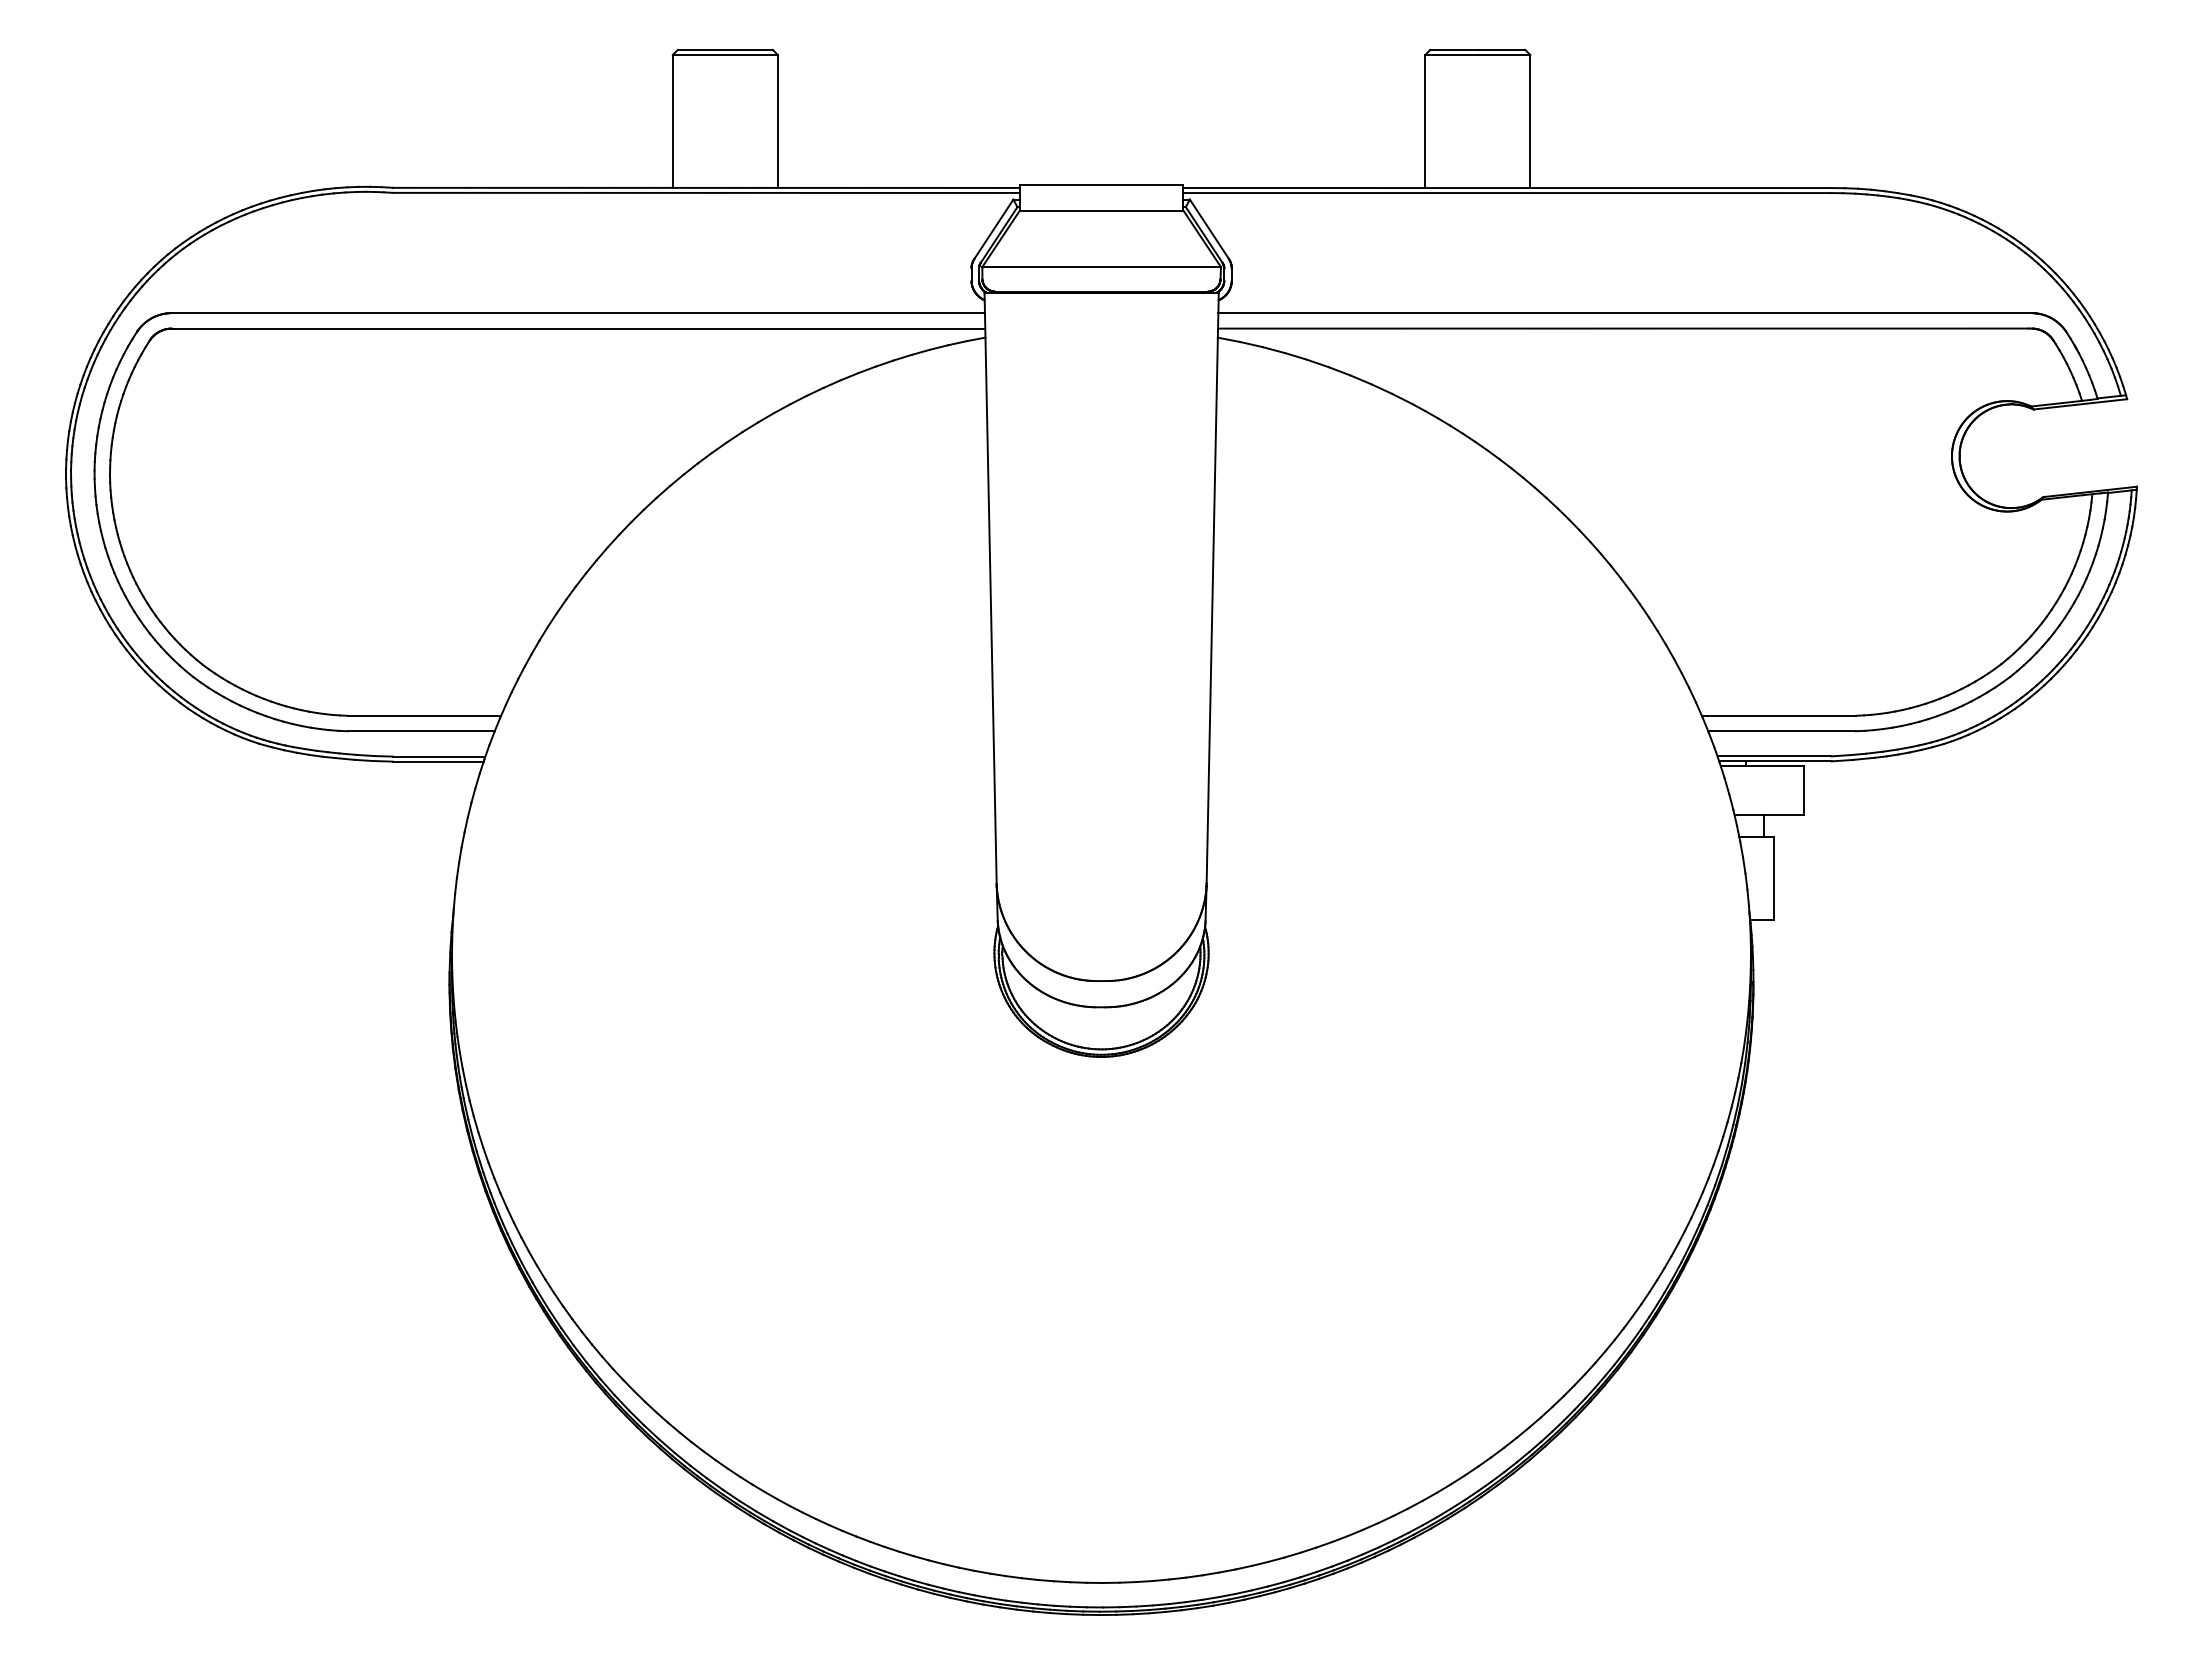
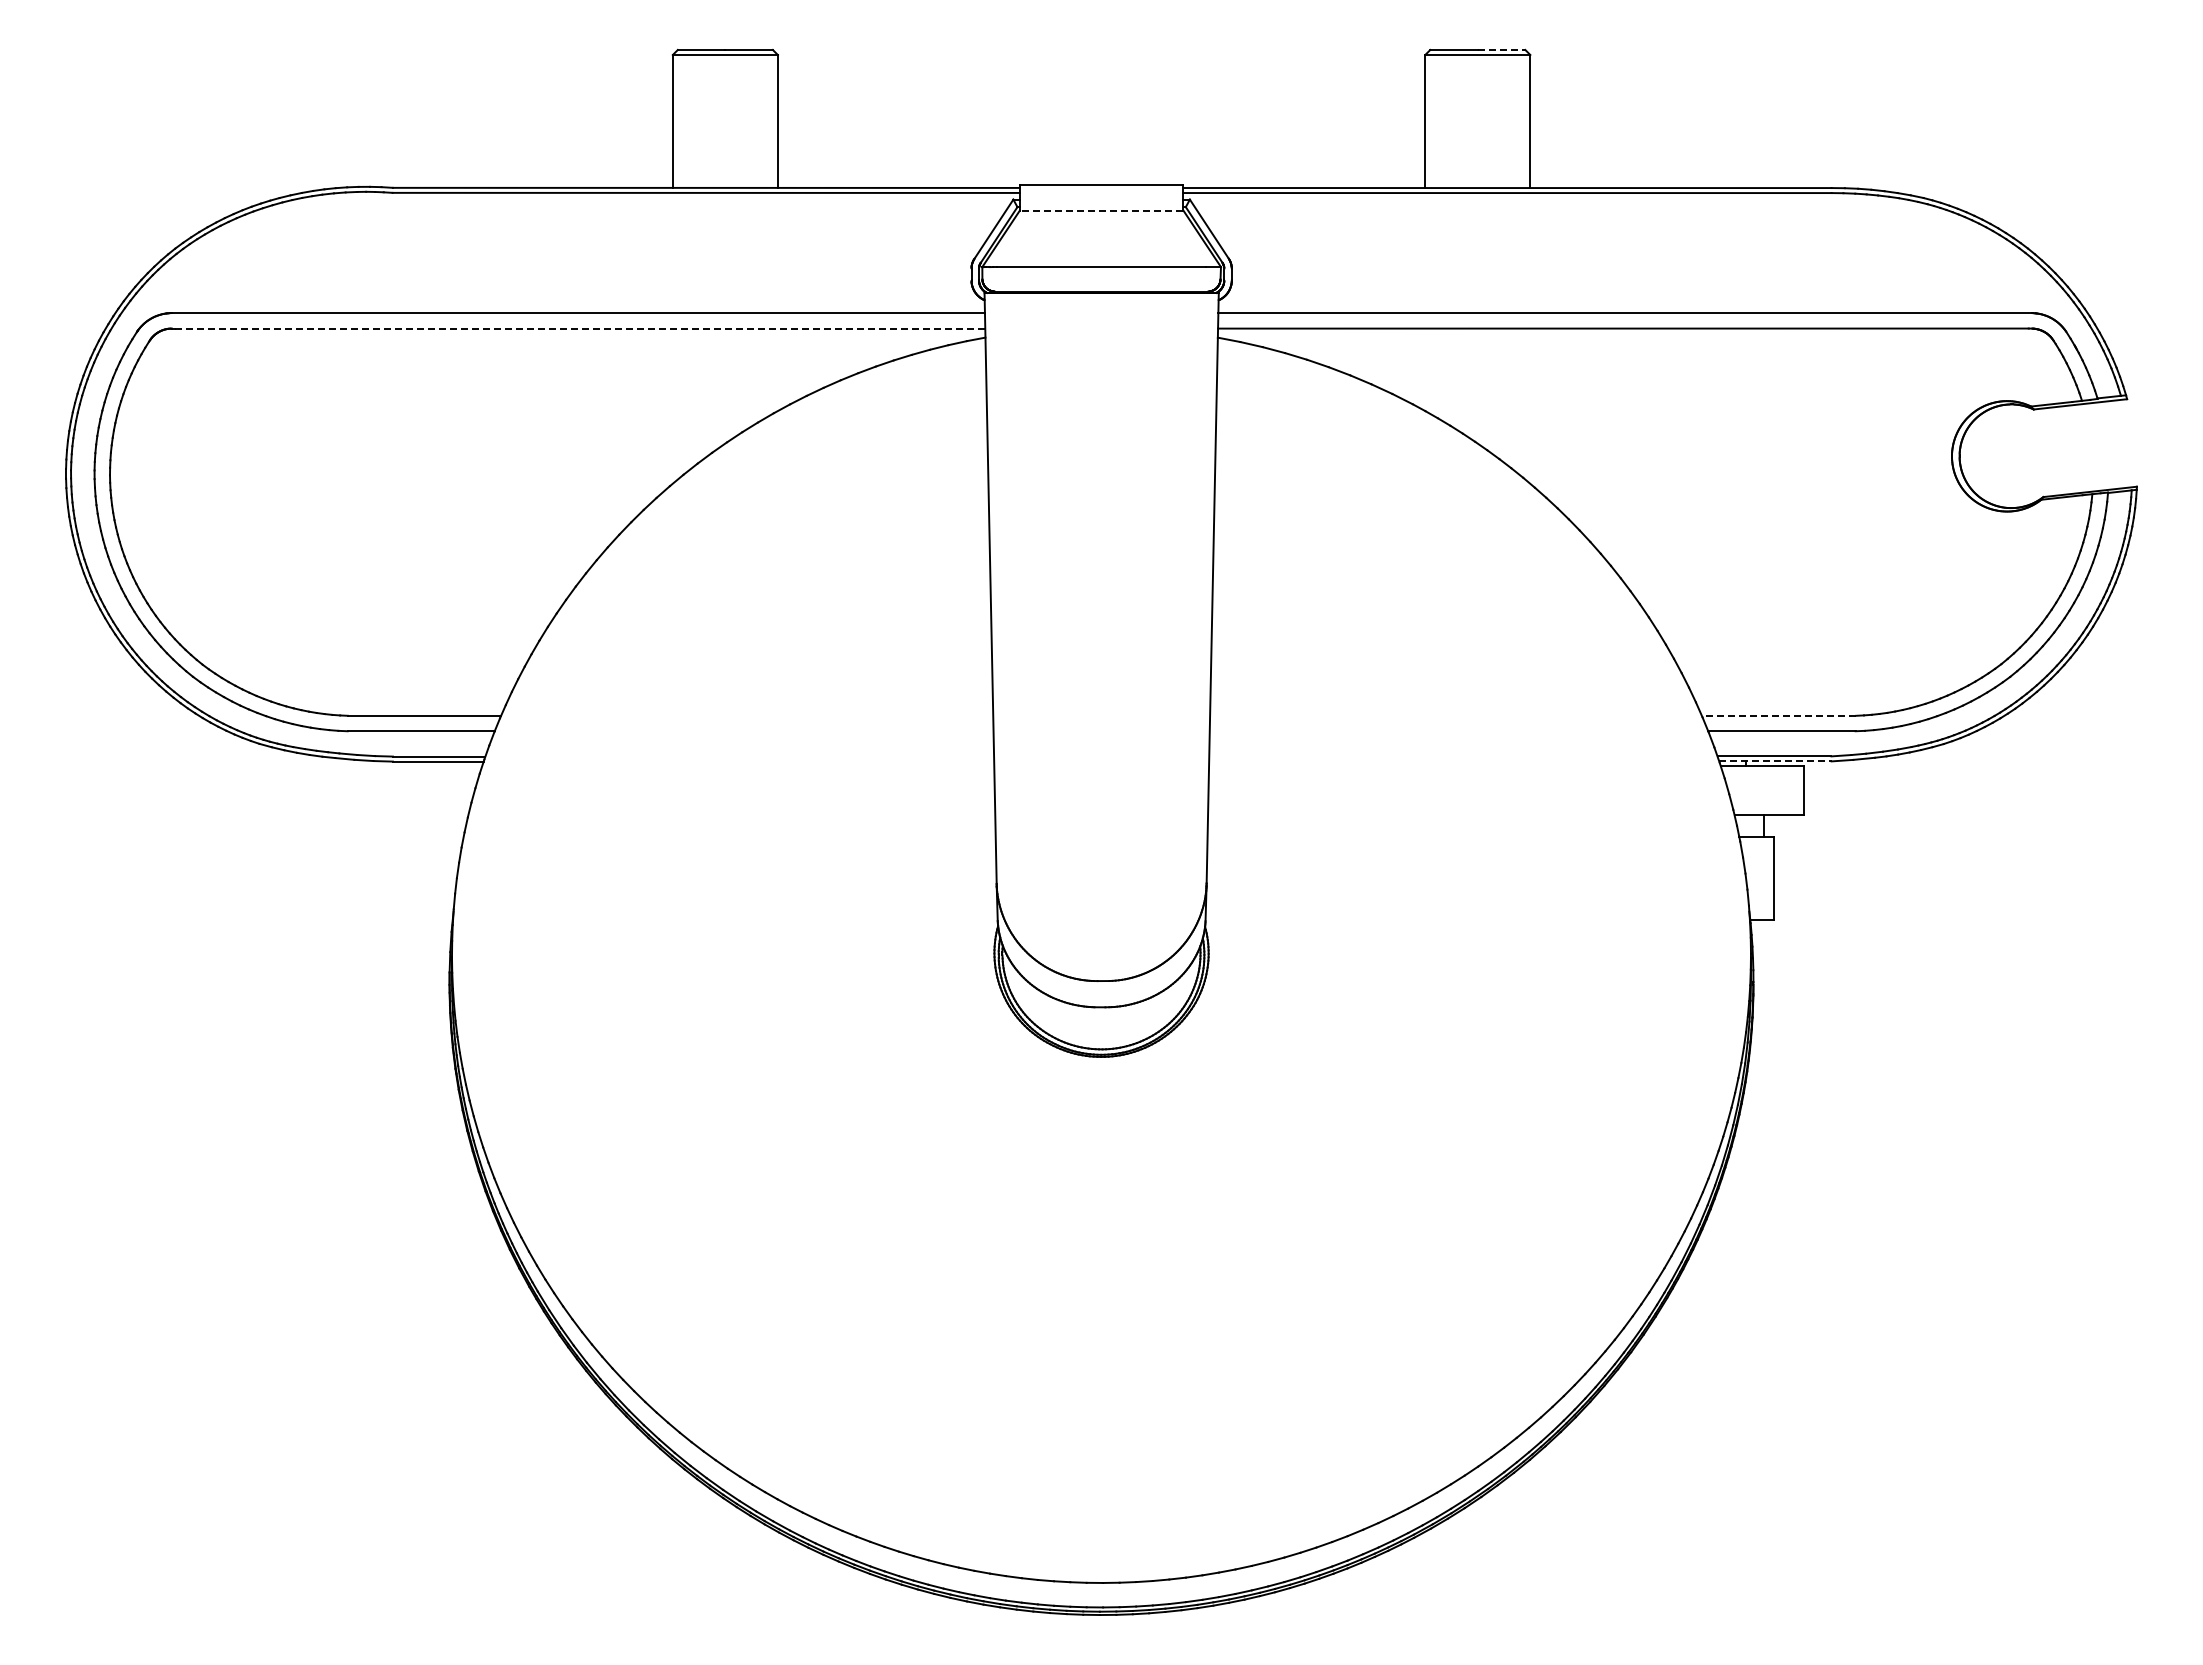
line: solid -> dashed (1501, 49)
line: solid -> dashed (1101, 210)
line: solid -> dashed (580, 328)
line: solid -> dashed (1778, 715)
line: solid -> dashed (1775, 761)
